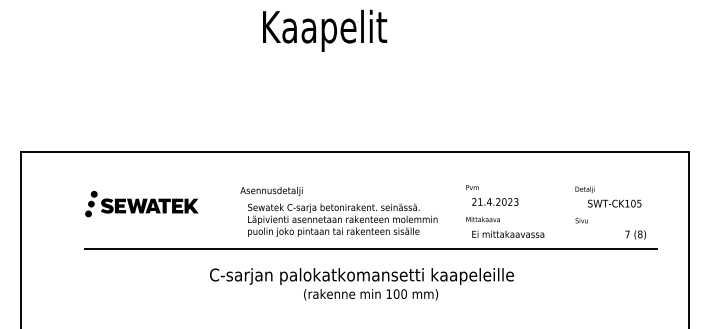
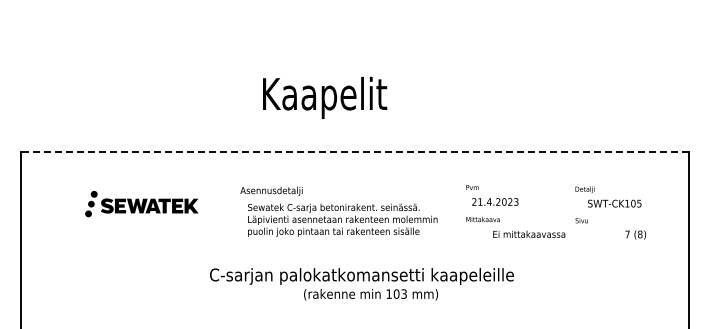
text position: (325, 30) -> (325, 97) (325, 97)
line: solid -> dashed (355, 151)
text position: (508, 233) -> (529, 233) (529, 233)
line: present -> none (370, 248)
text: 100 -> 103 (404, 293)
